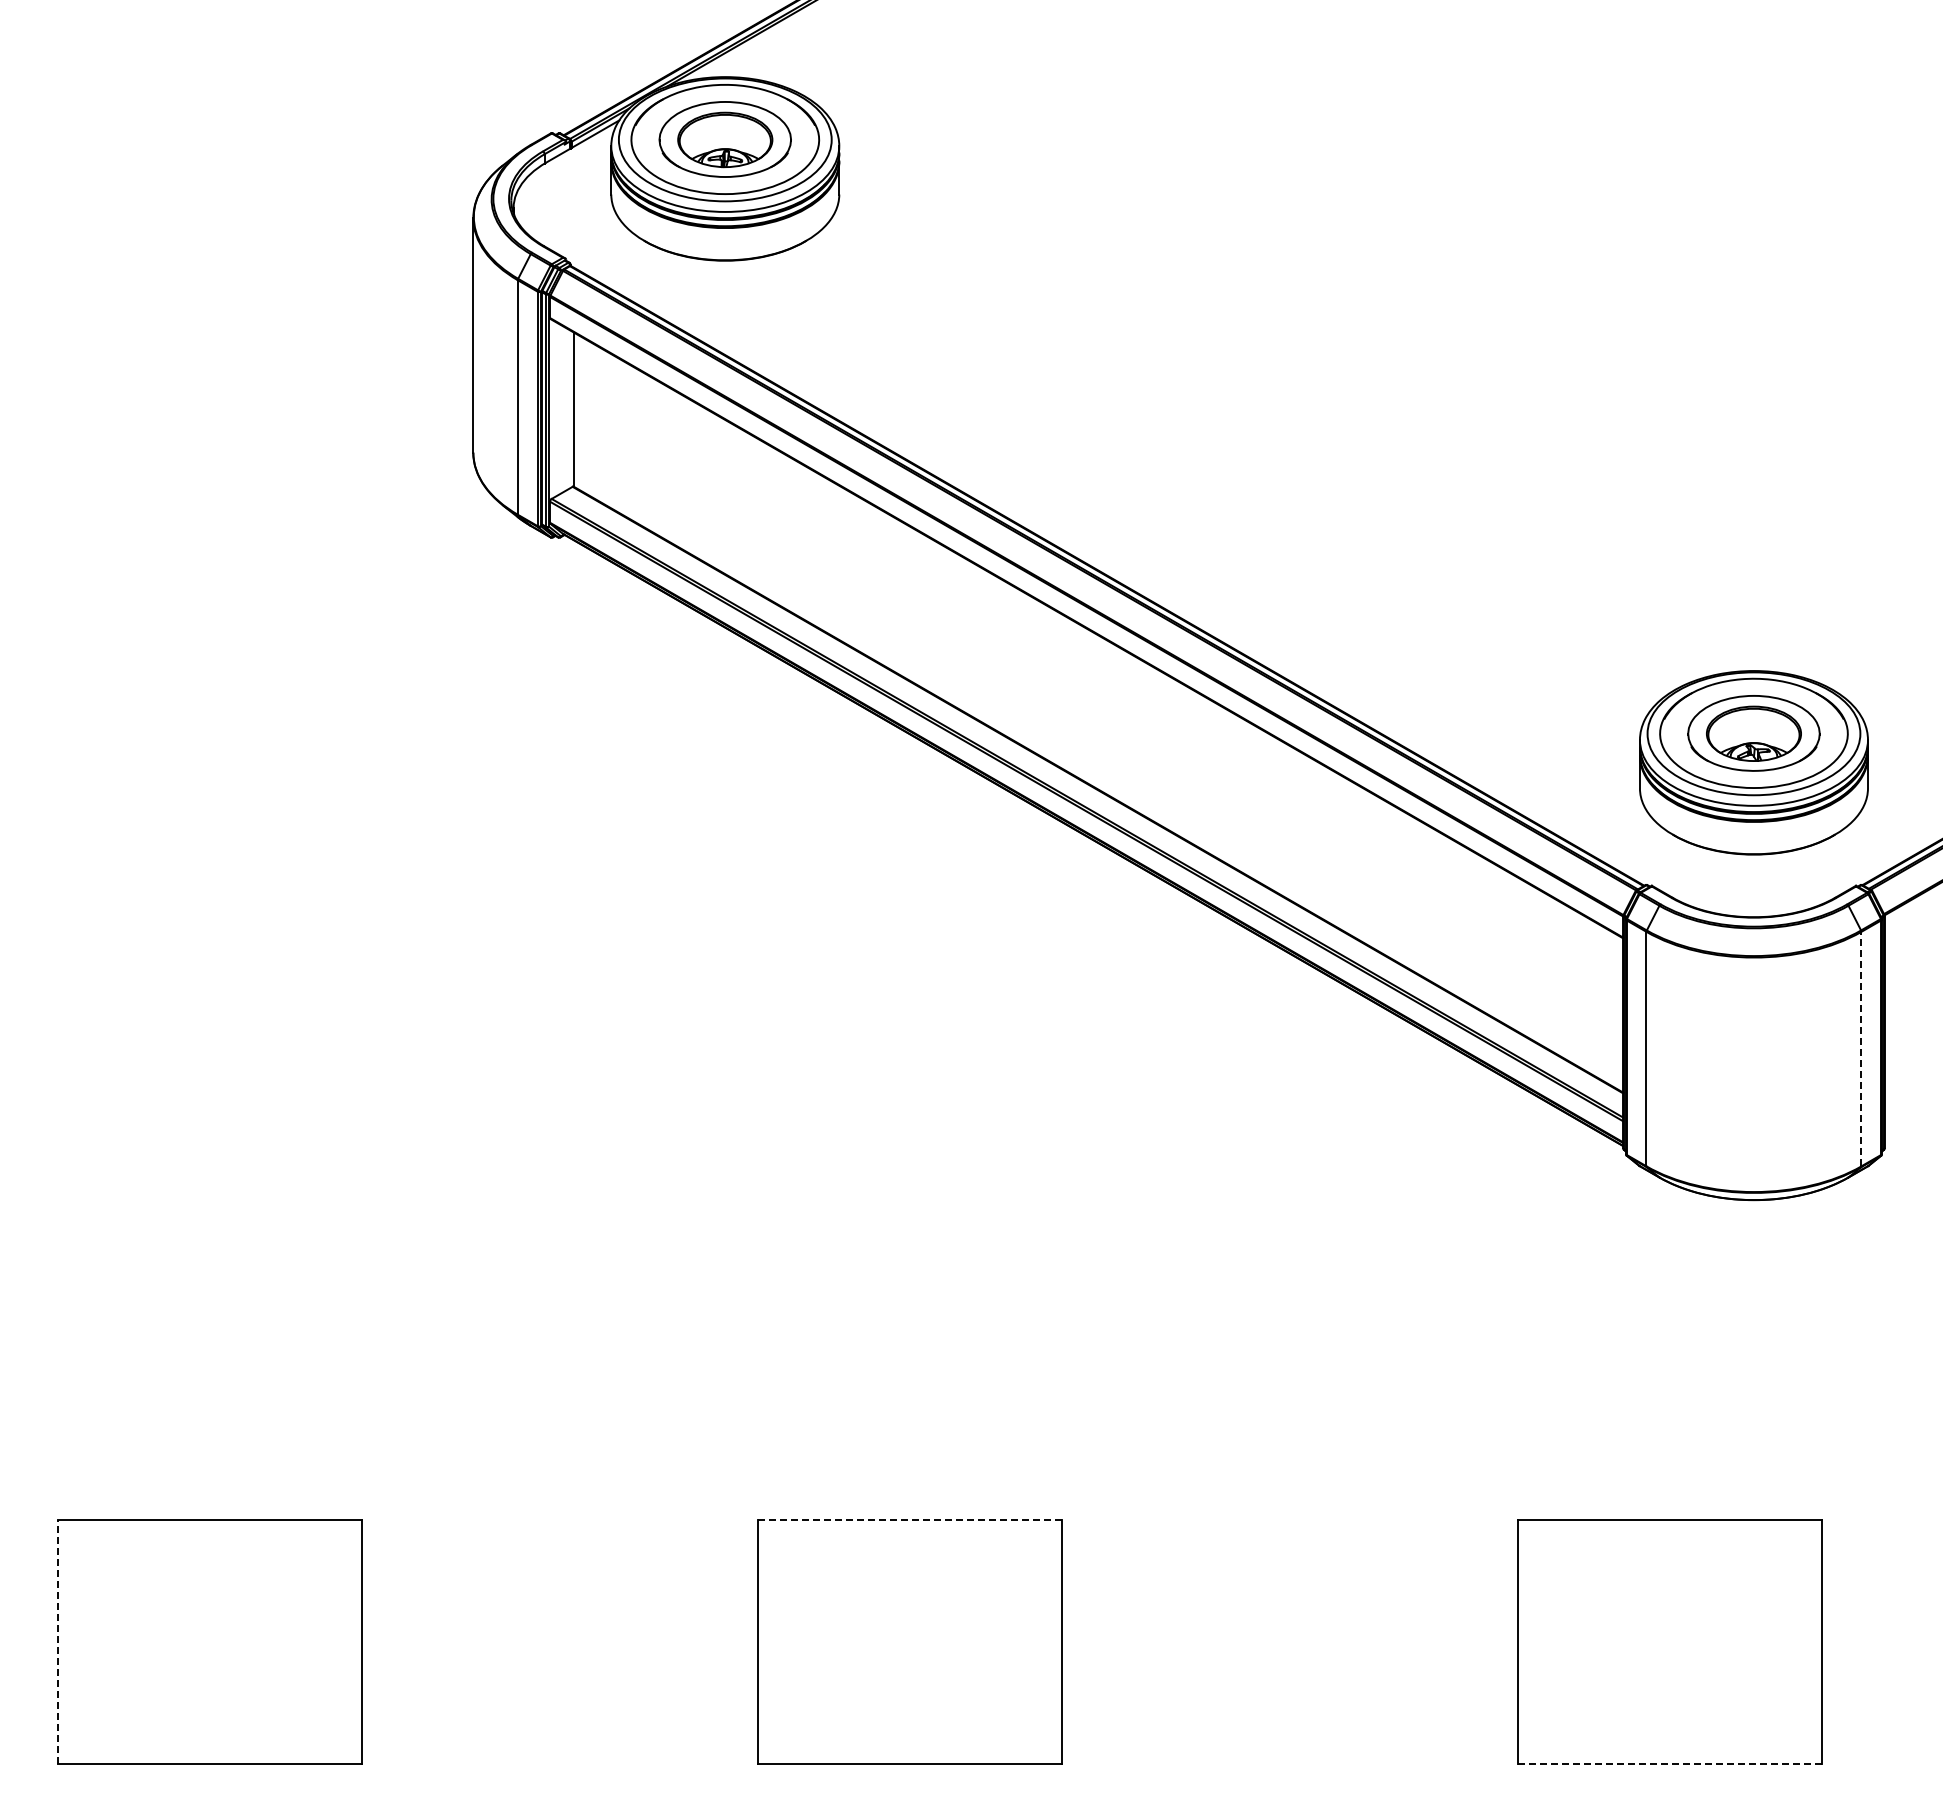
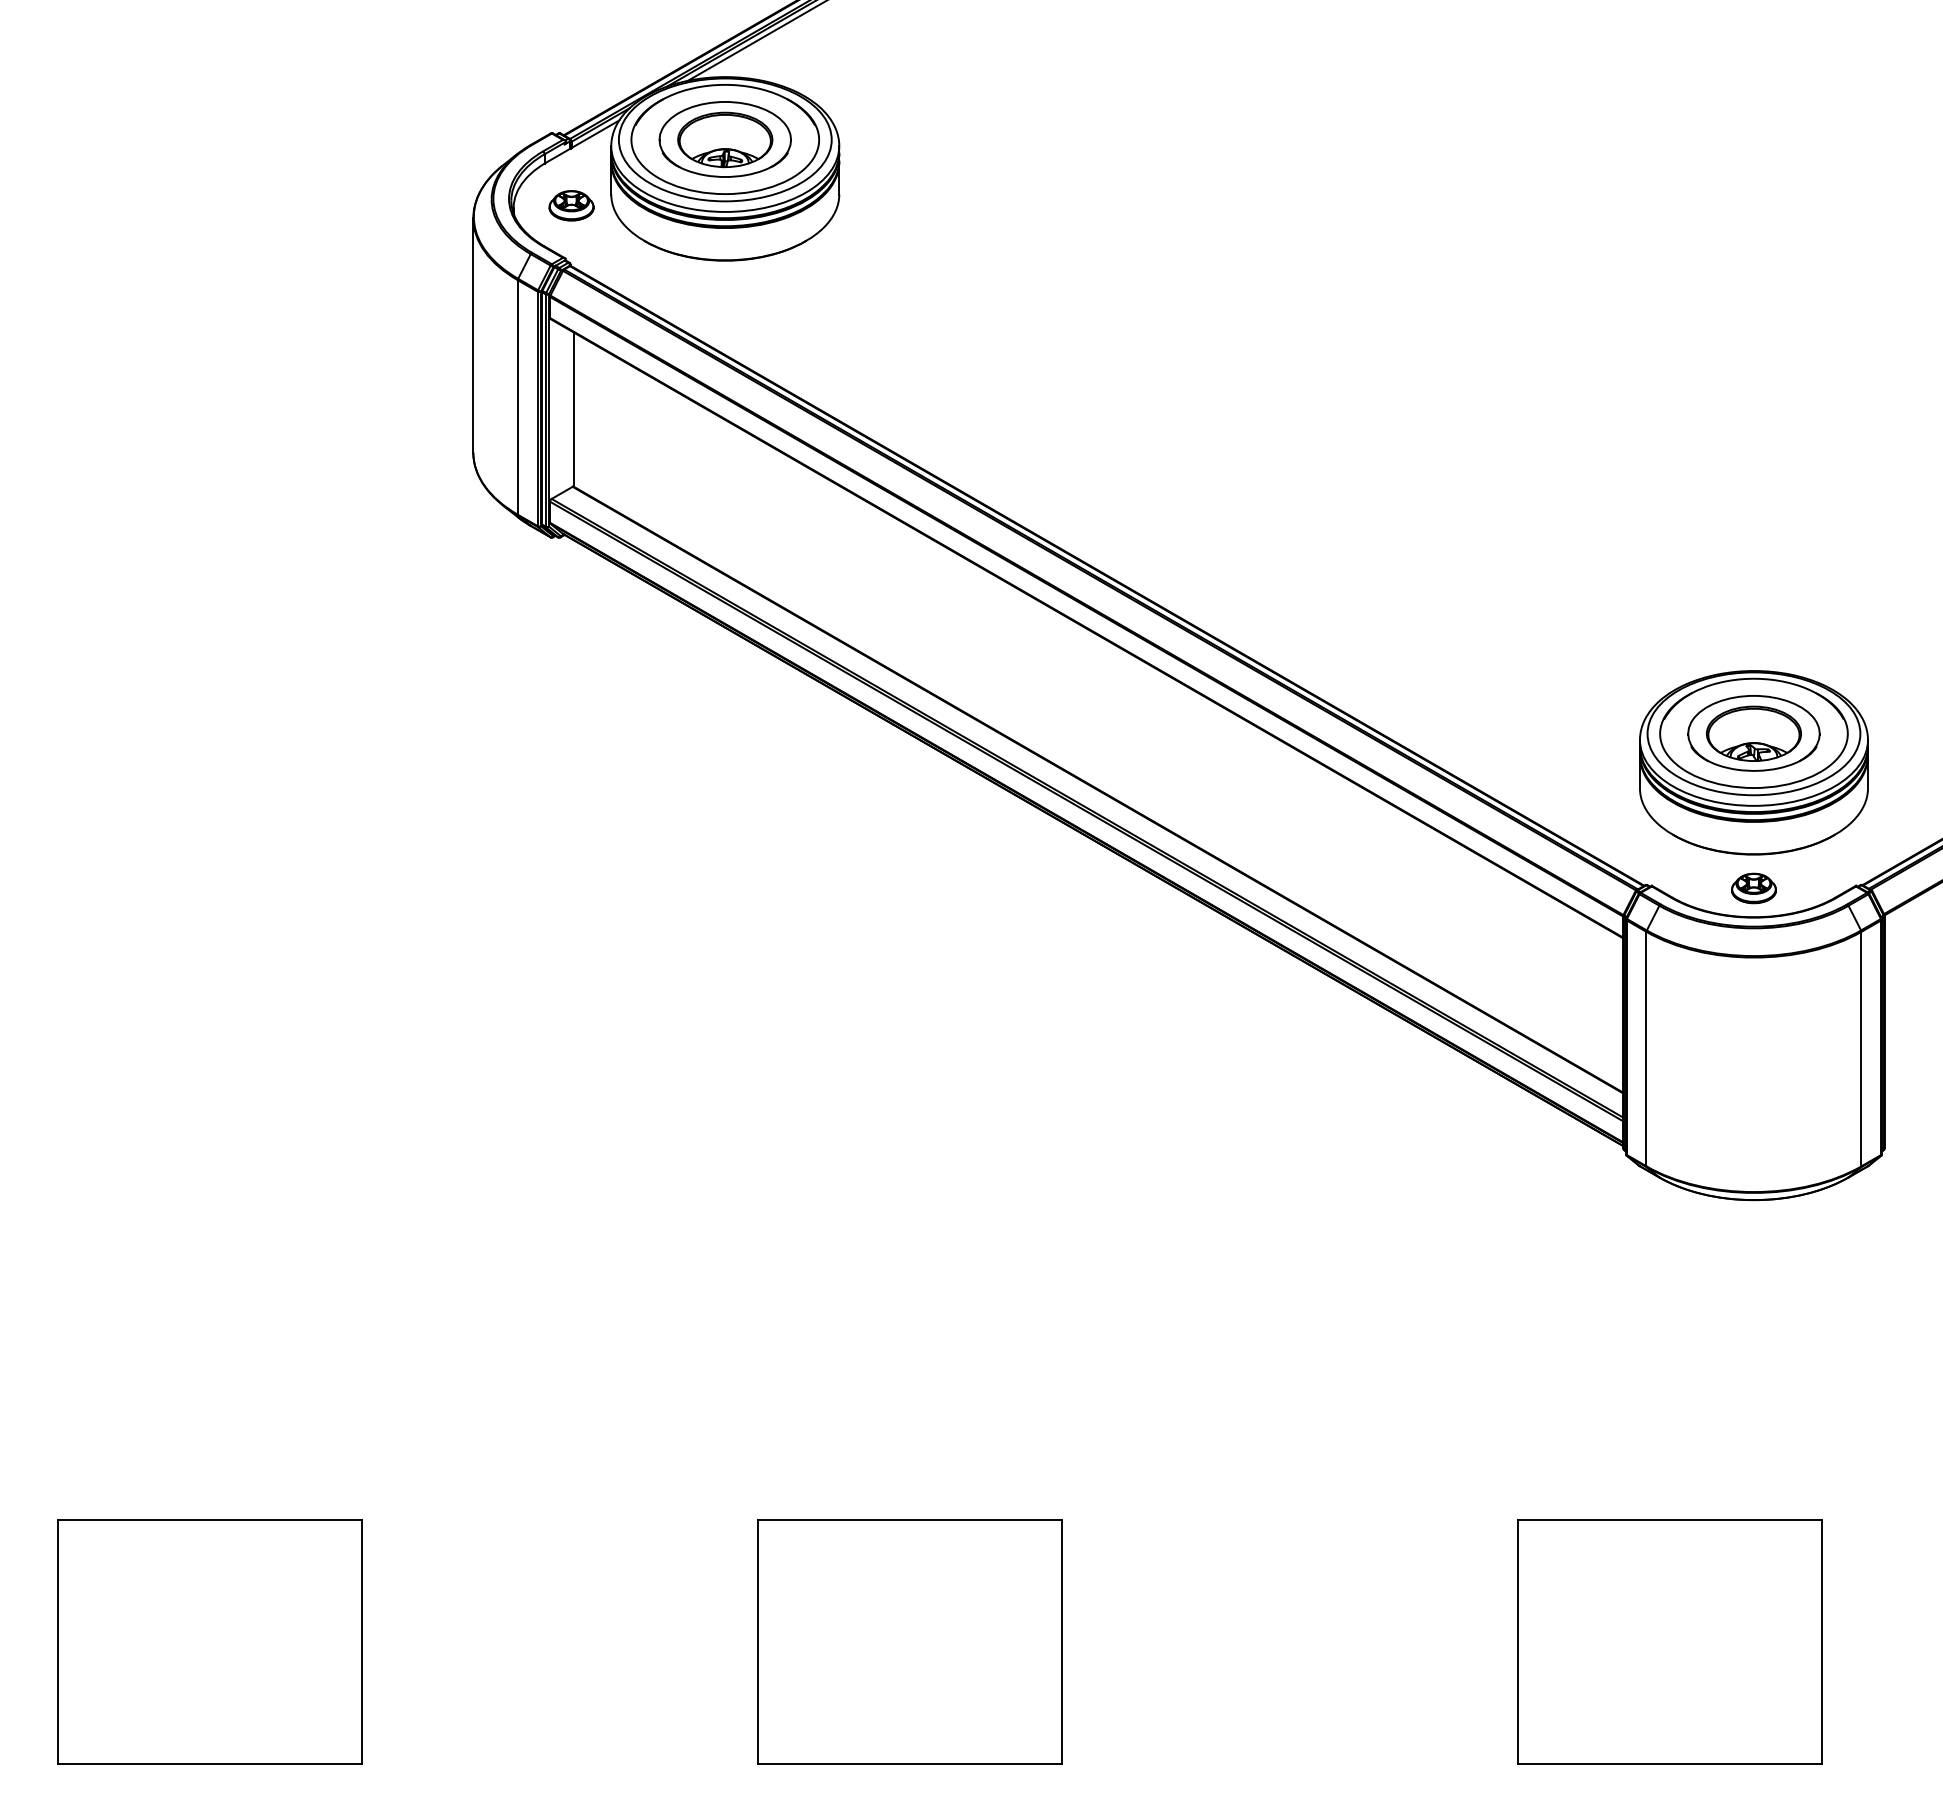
line: none -> present (755, 41)
part: none -> present (571, 205)
part: none -> present (1753, 888)
line: dashed -> solid (1861, 1048)
line: dashed -> solid (910, 1520)
line: dashed -> solid (58, 1641)
line: dashed -> solid (1669, 1763)
